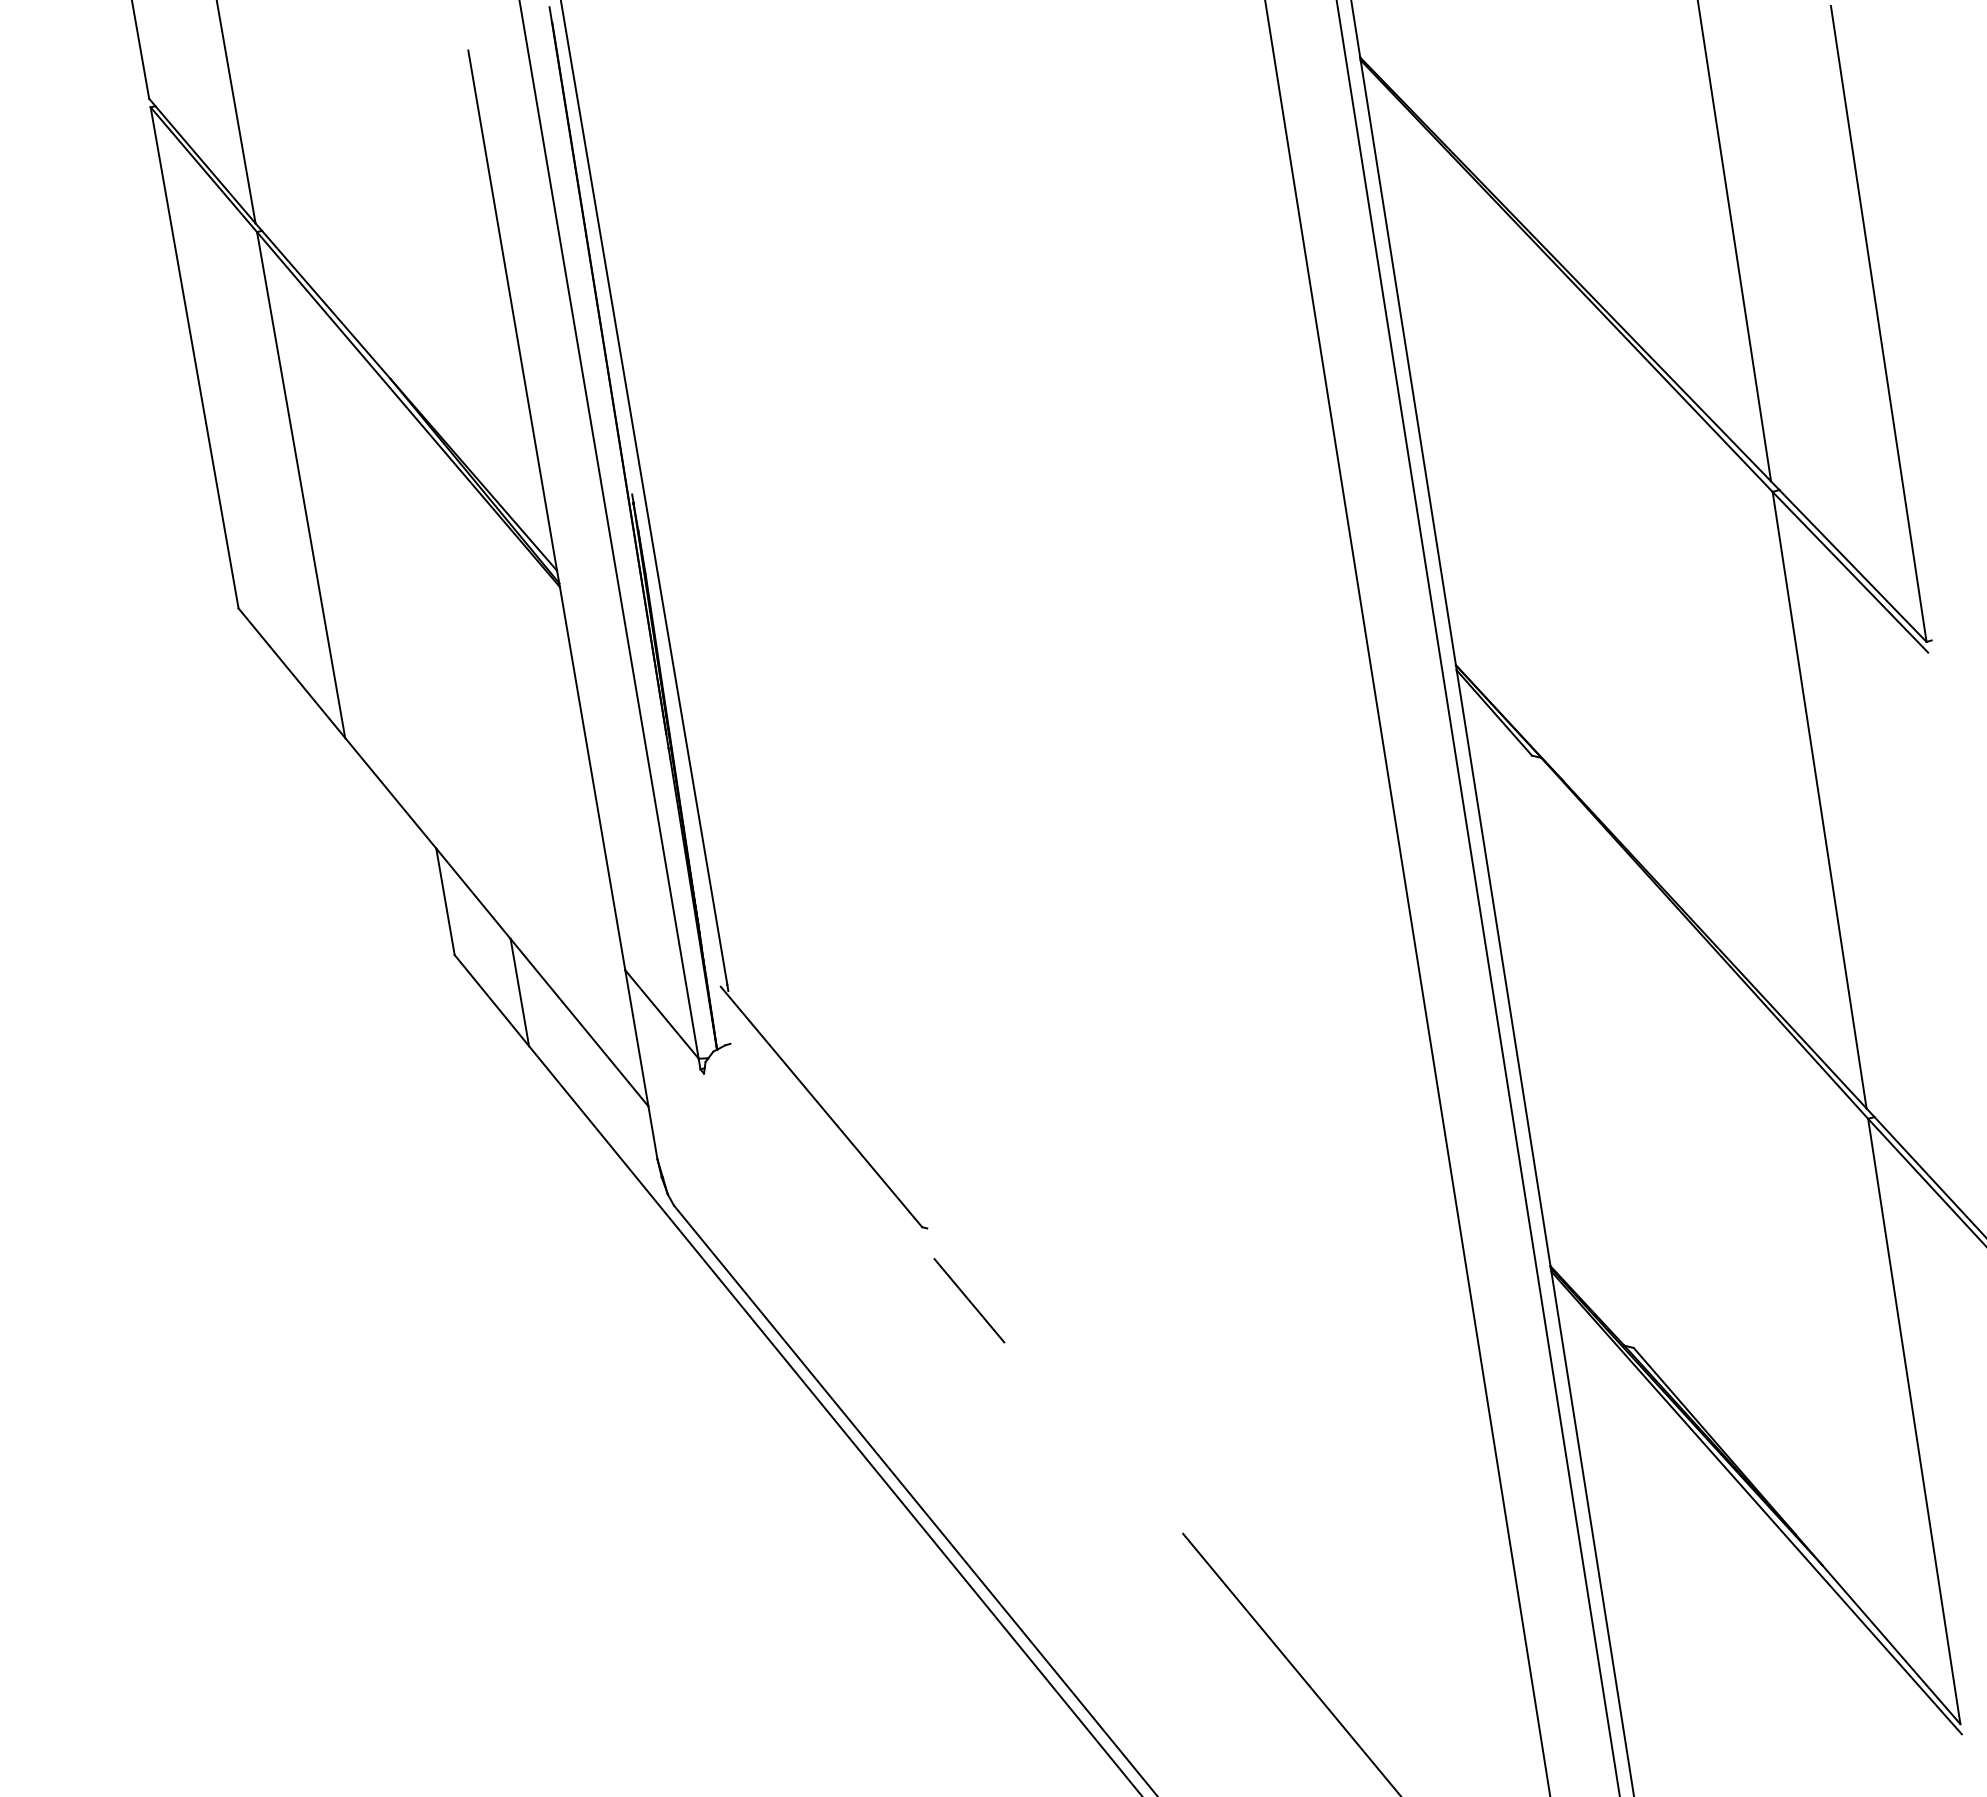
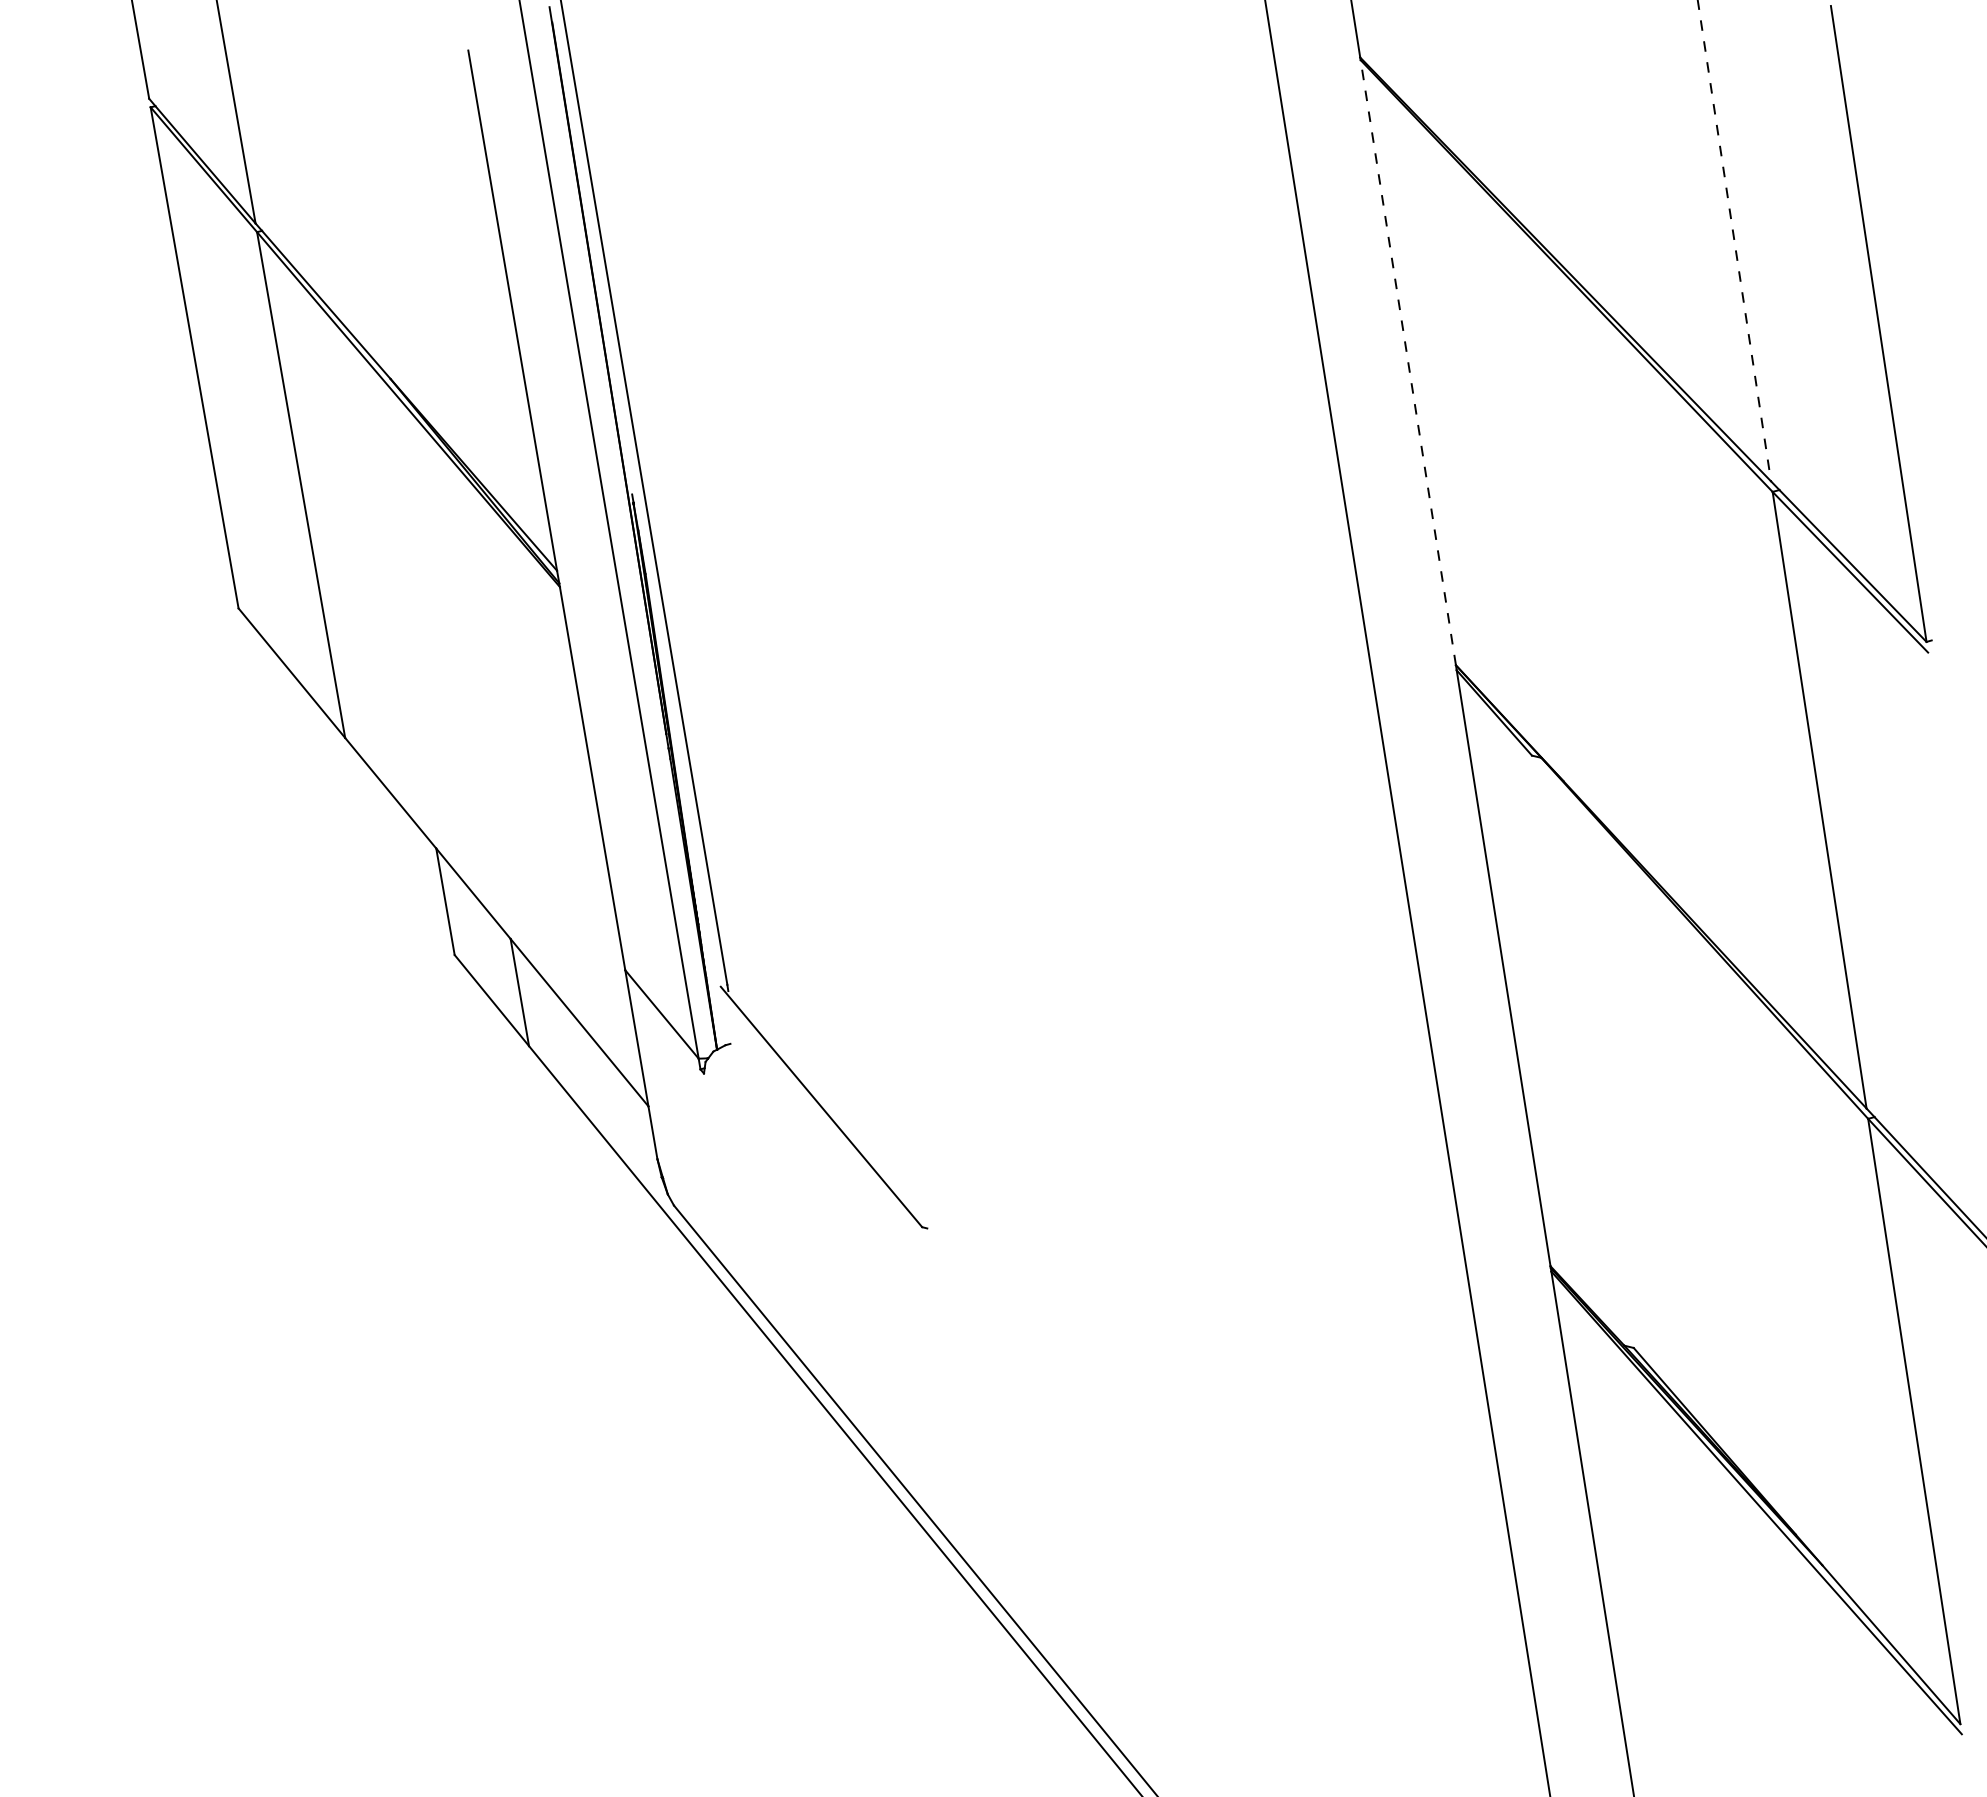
line: solid -> dashed (1734, 241)
line: solid -> dashed (1408, 362)
line: present -> none (1477, 897)
line: present -> none (969, 1300)
line: present -> none (1290, 1663)
